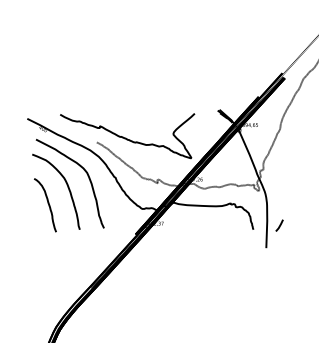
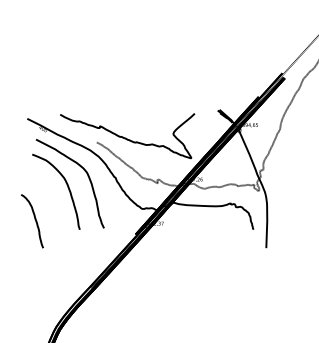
curve position: (47, 203) -> (34, 219) (34, 219)
line: present -> none (279, 225)
